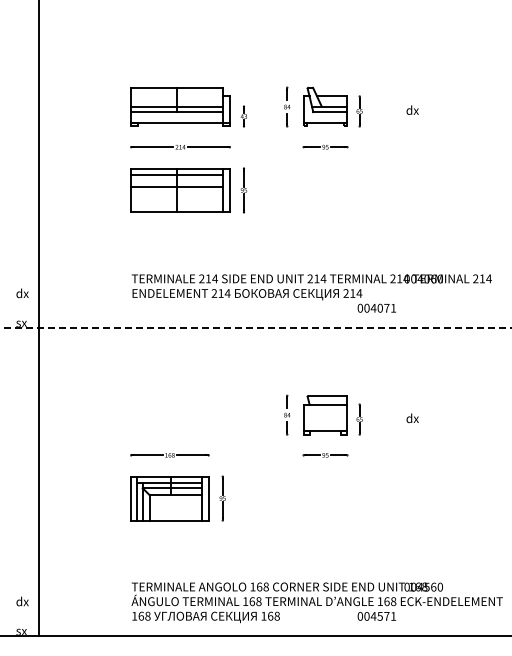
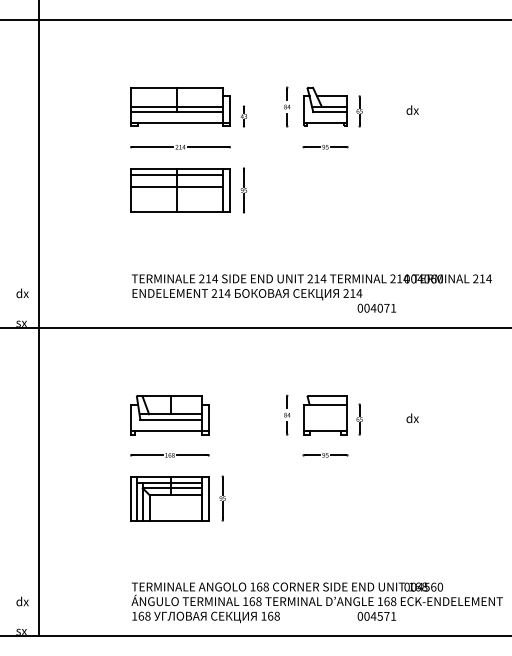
line: none -> present (255, 20)
line: dashed -> solid (256, 328)
part: none -> present (169, 415)
